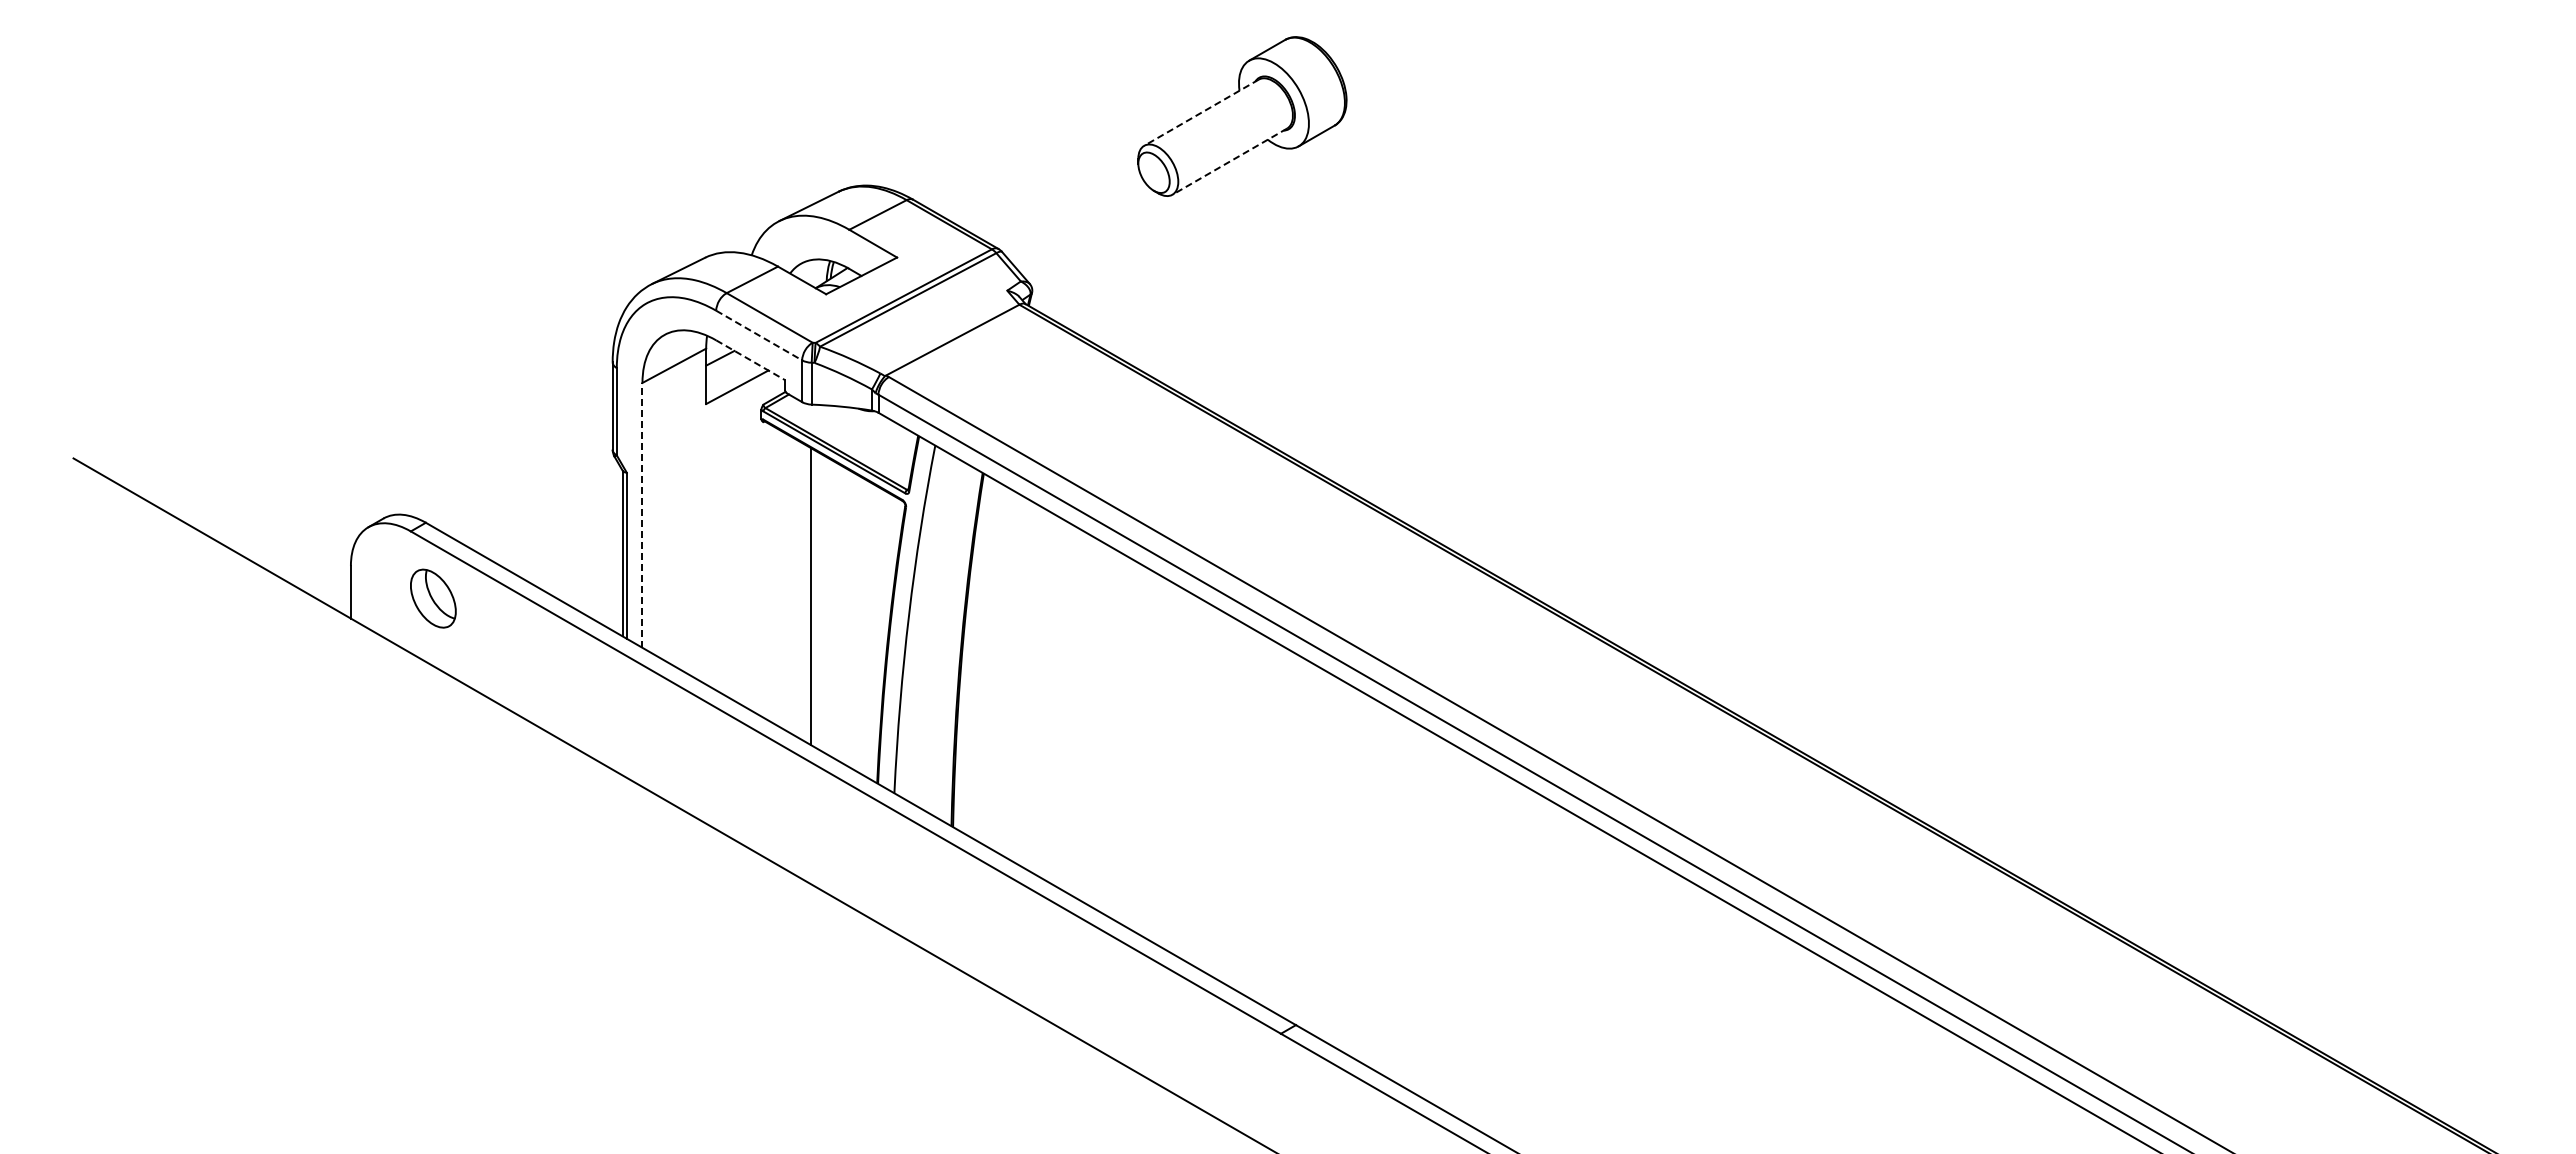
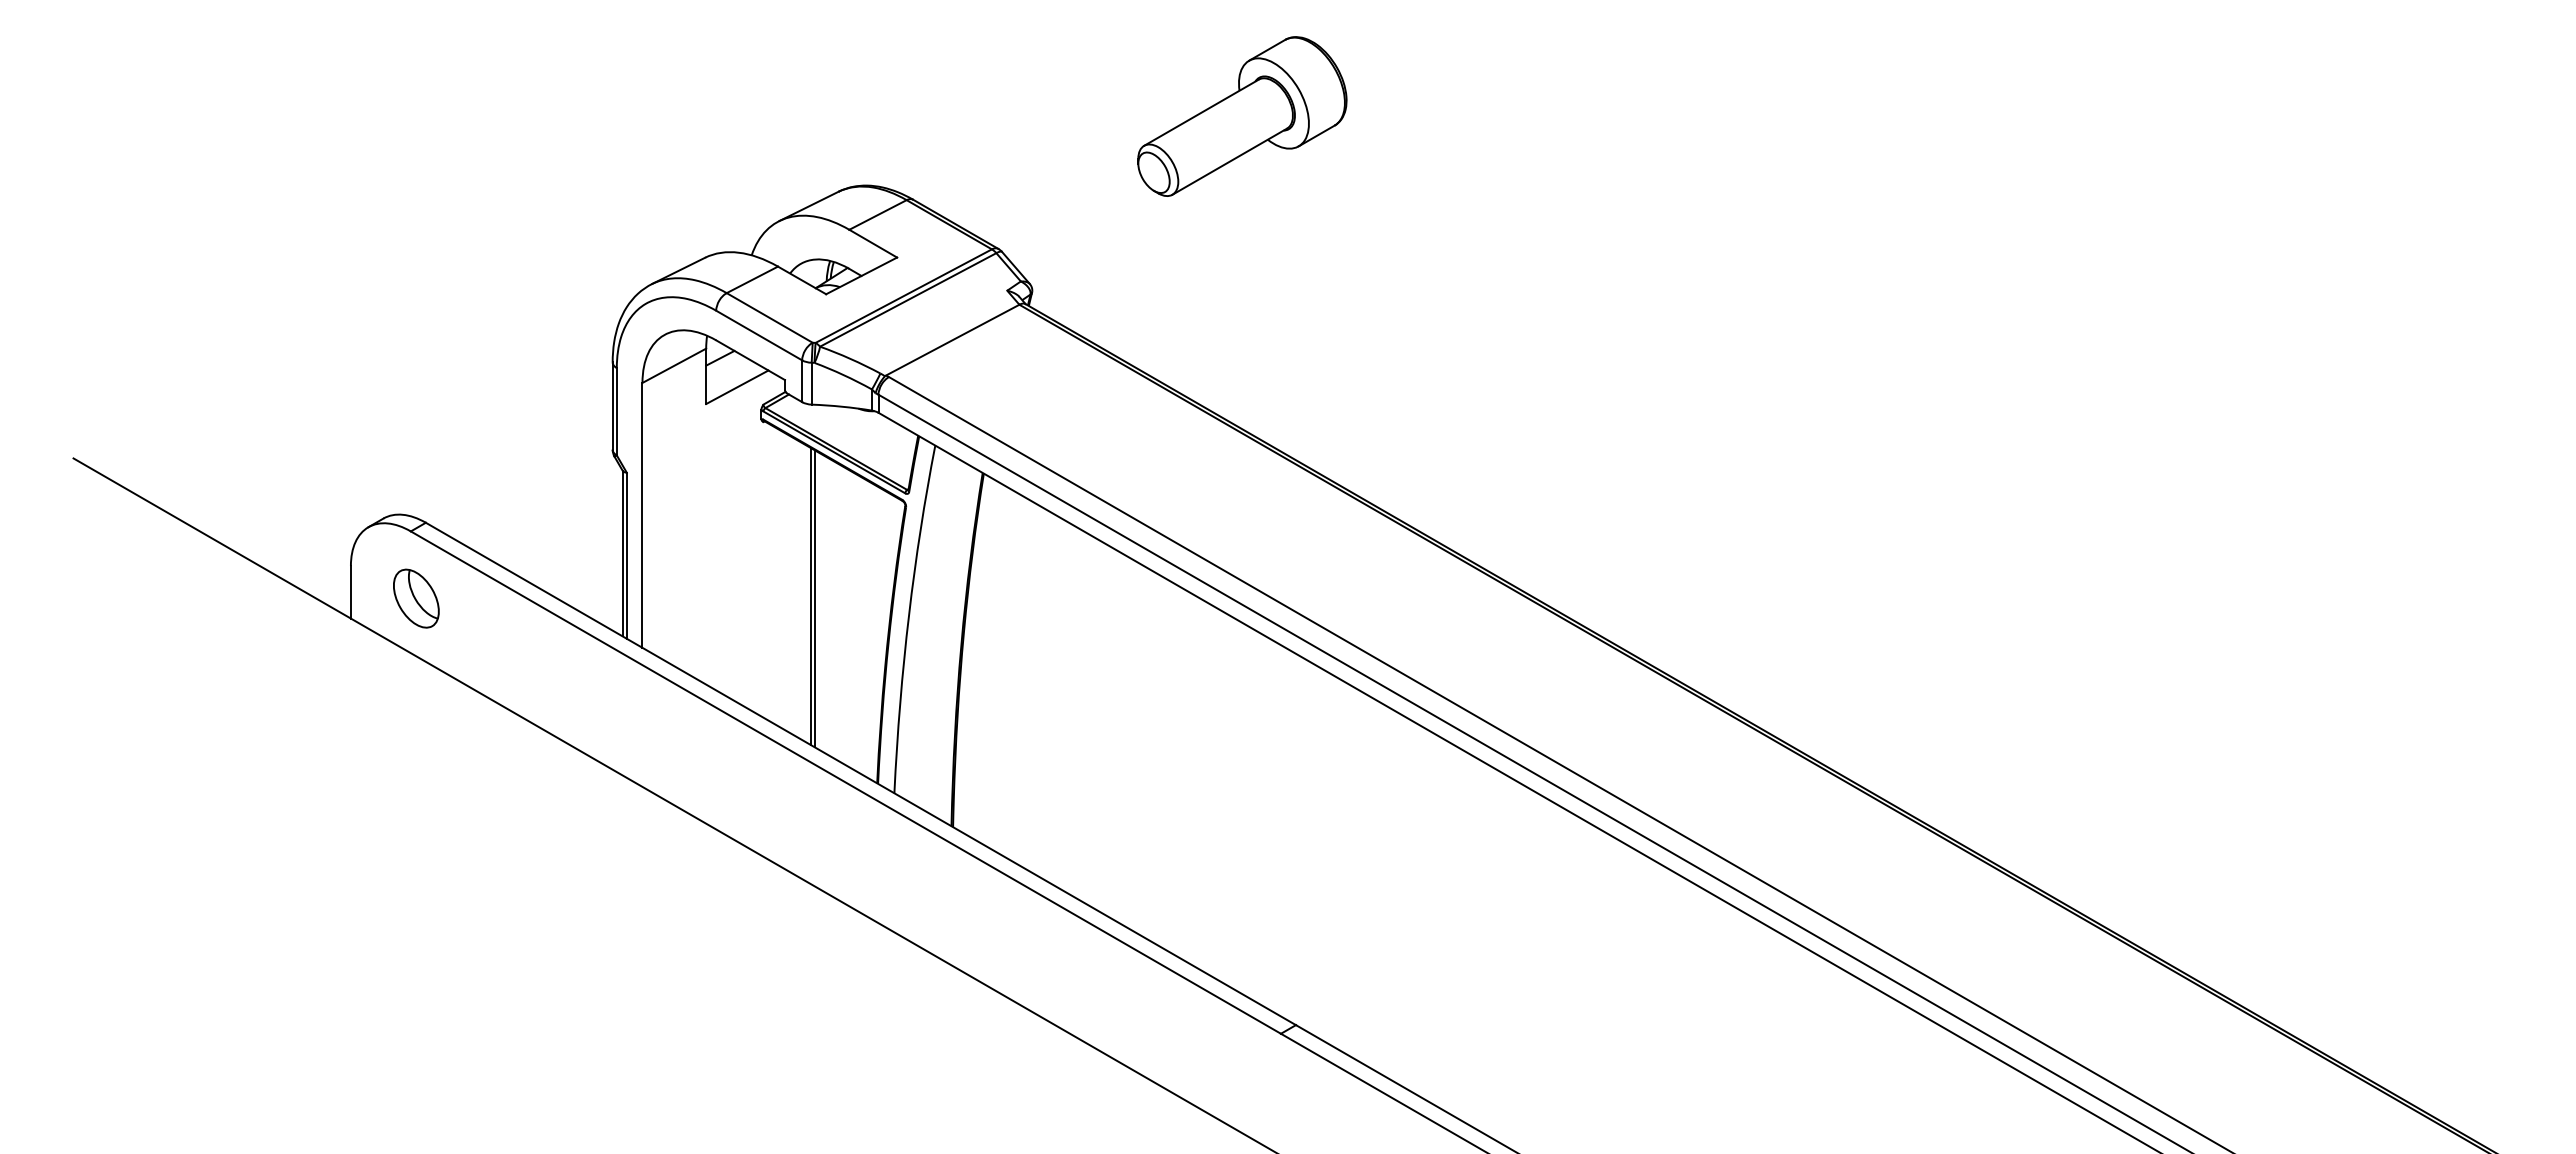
line: dashed -> solid (1201, 112)
line: dashed -> solid (1229, 161)
line: dashed -> solid (759, 335)
line: dashed -> solid (750, 360)
line: dashed -> solid (642, 514)
part position: (433, 598) -> (416, 598) (416, 598)
line: none -> present (815, 598)
